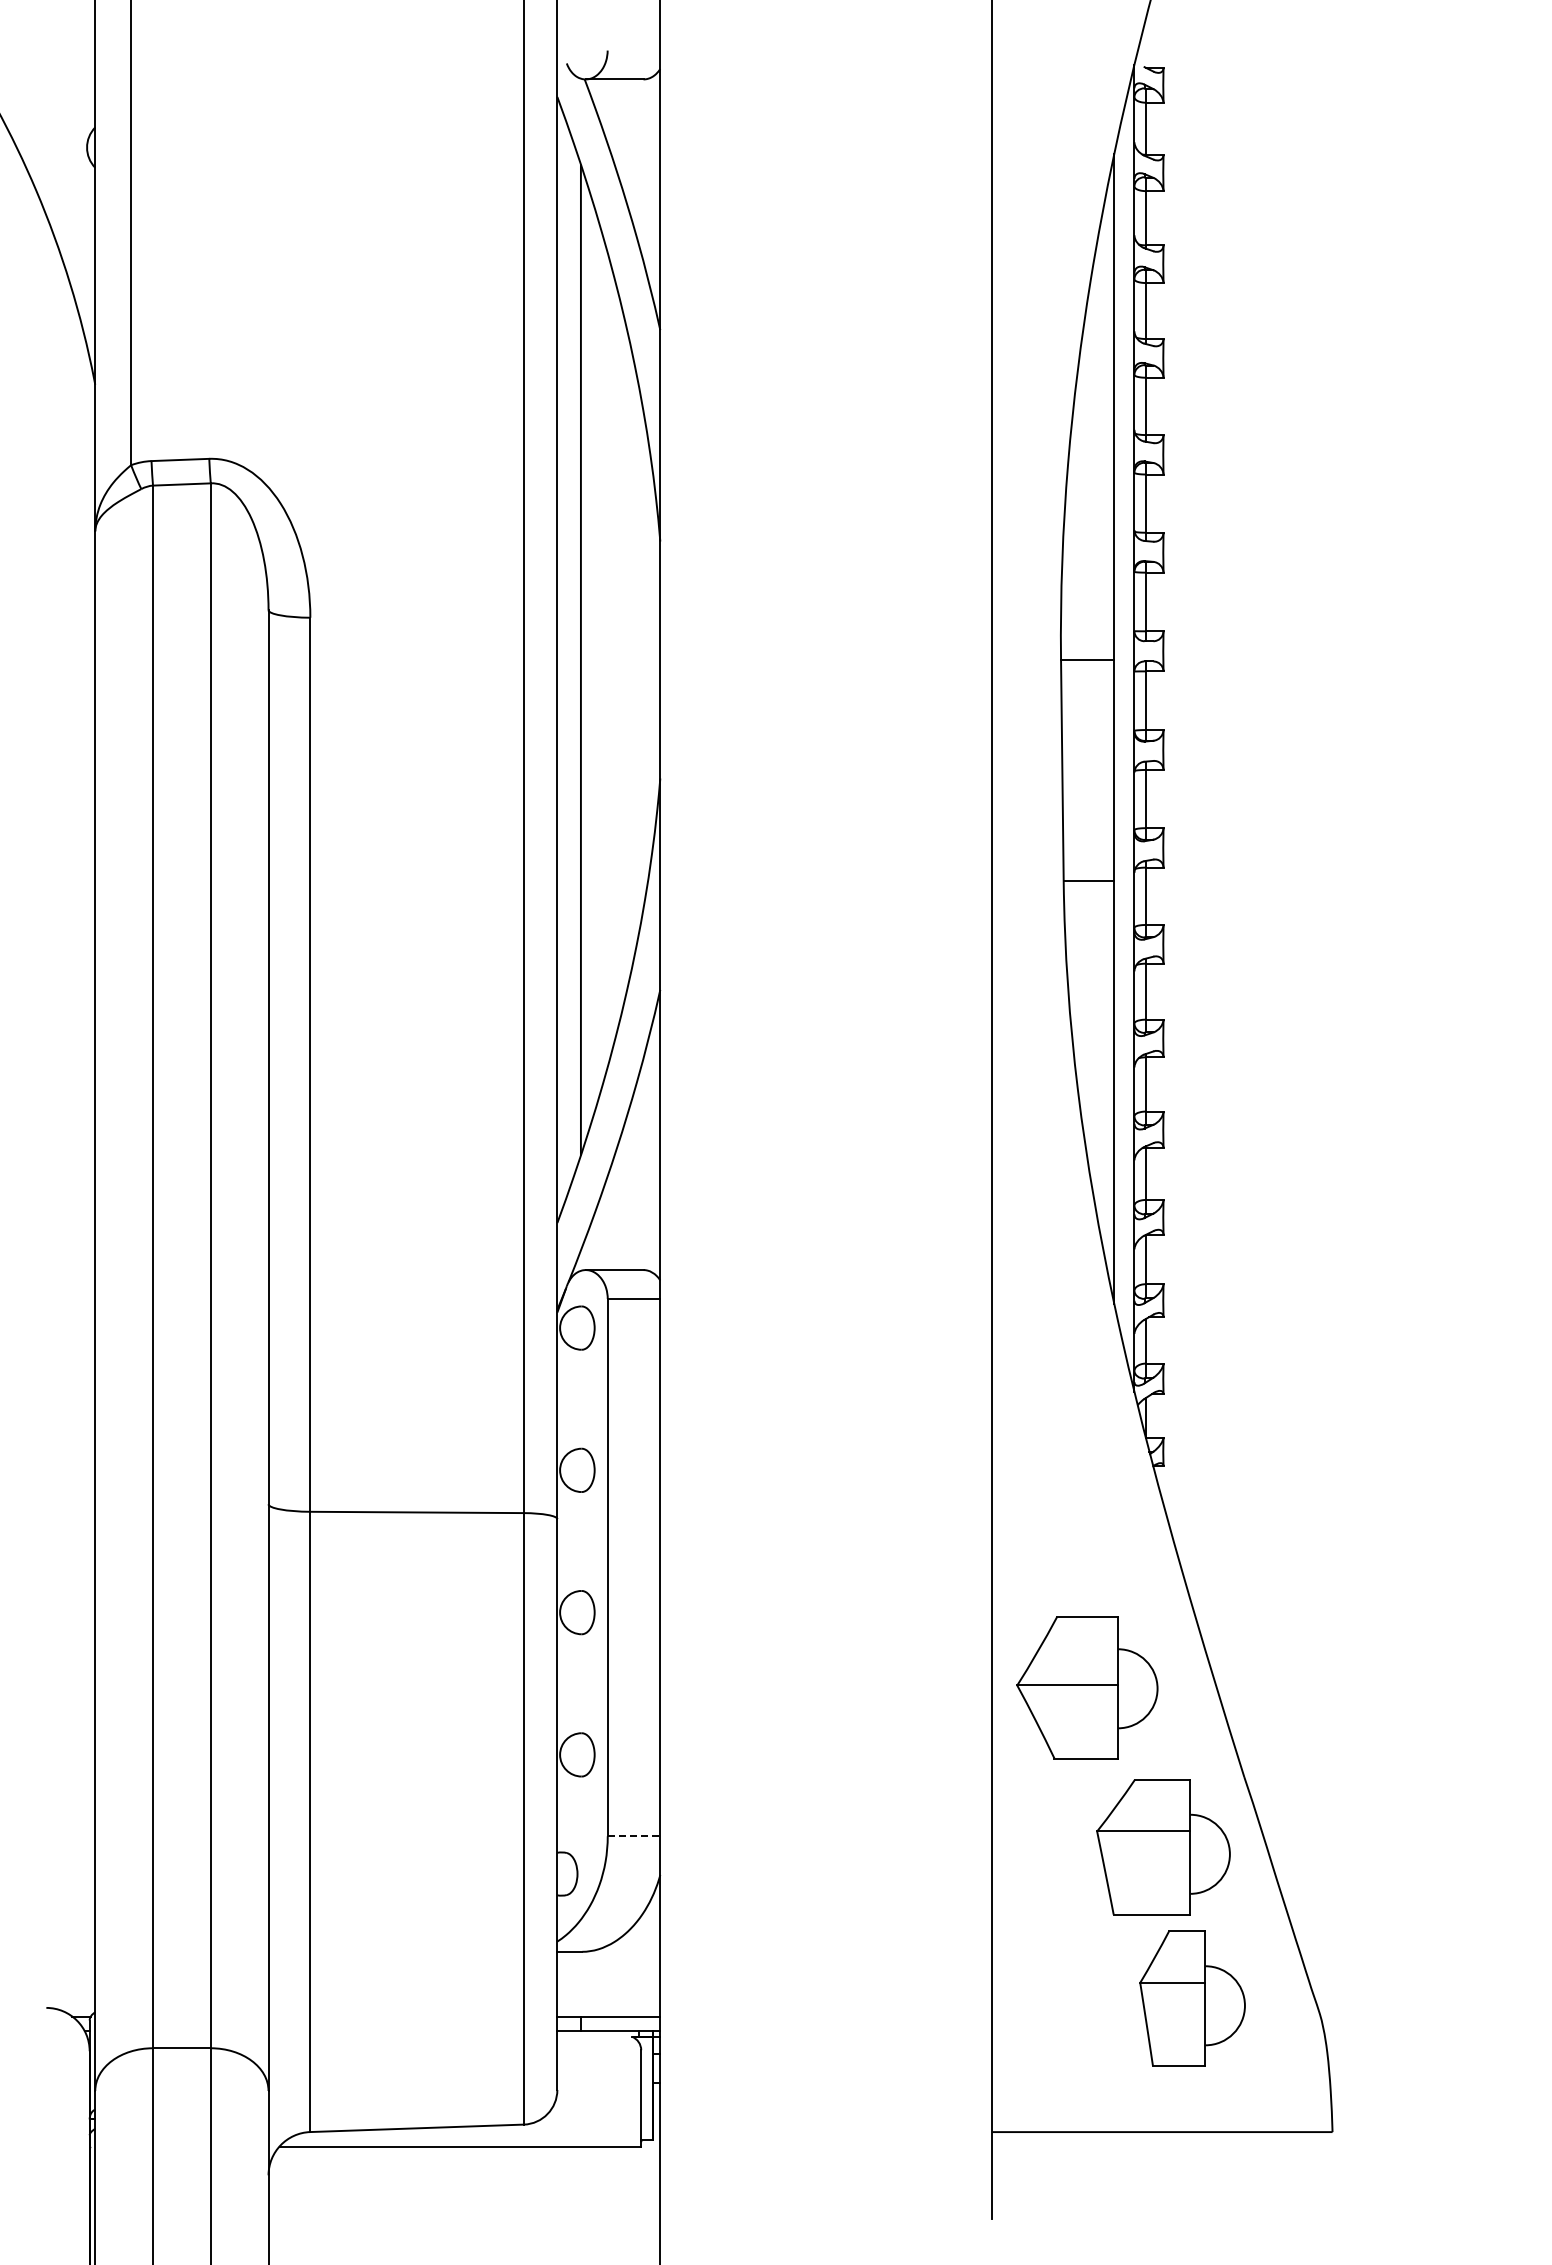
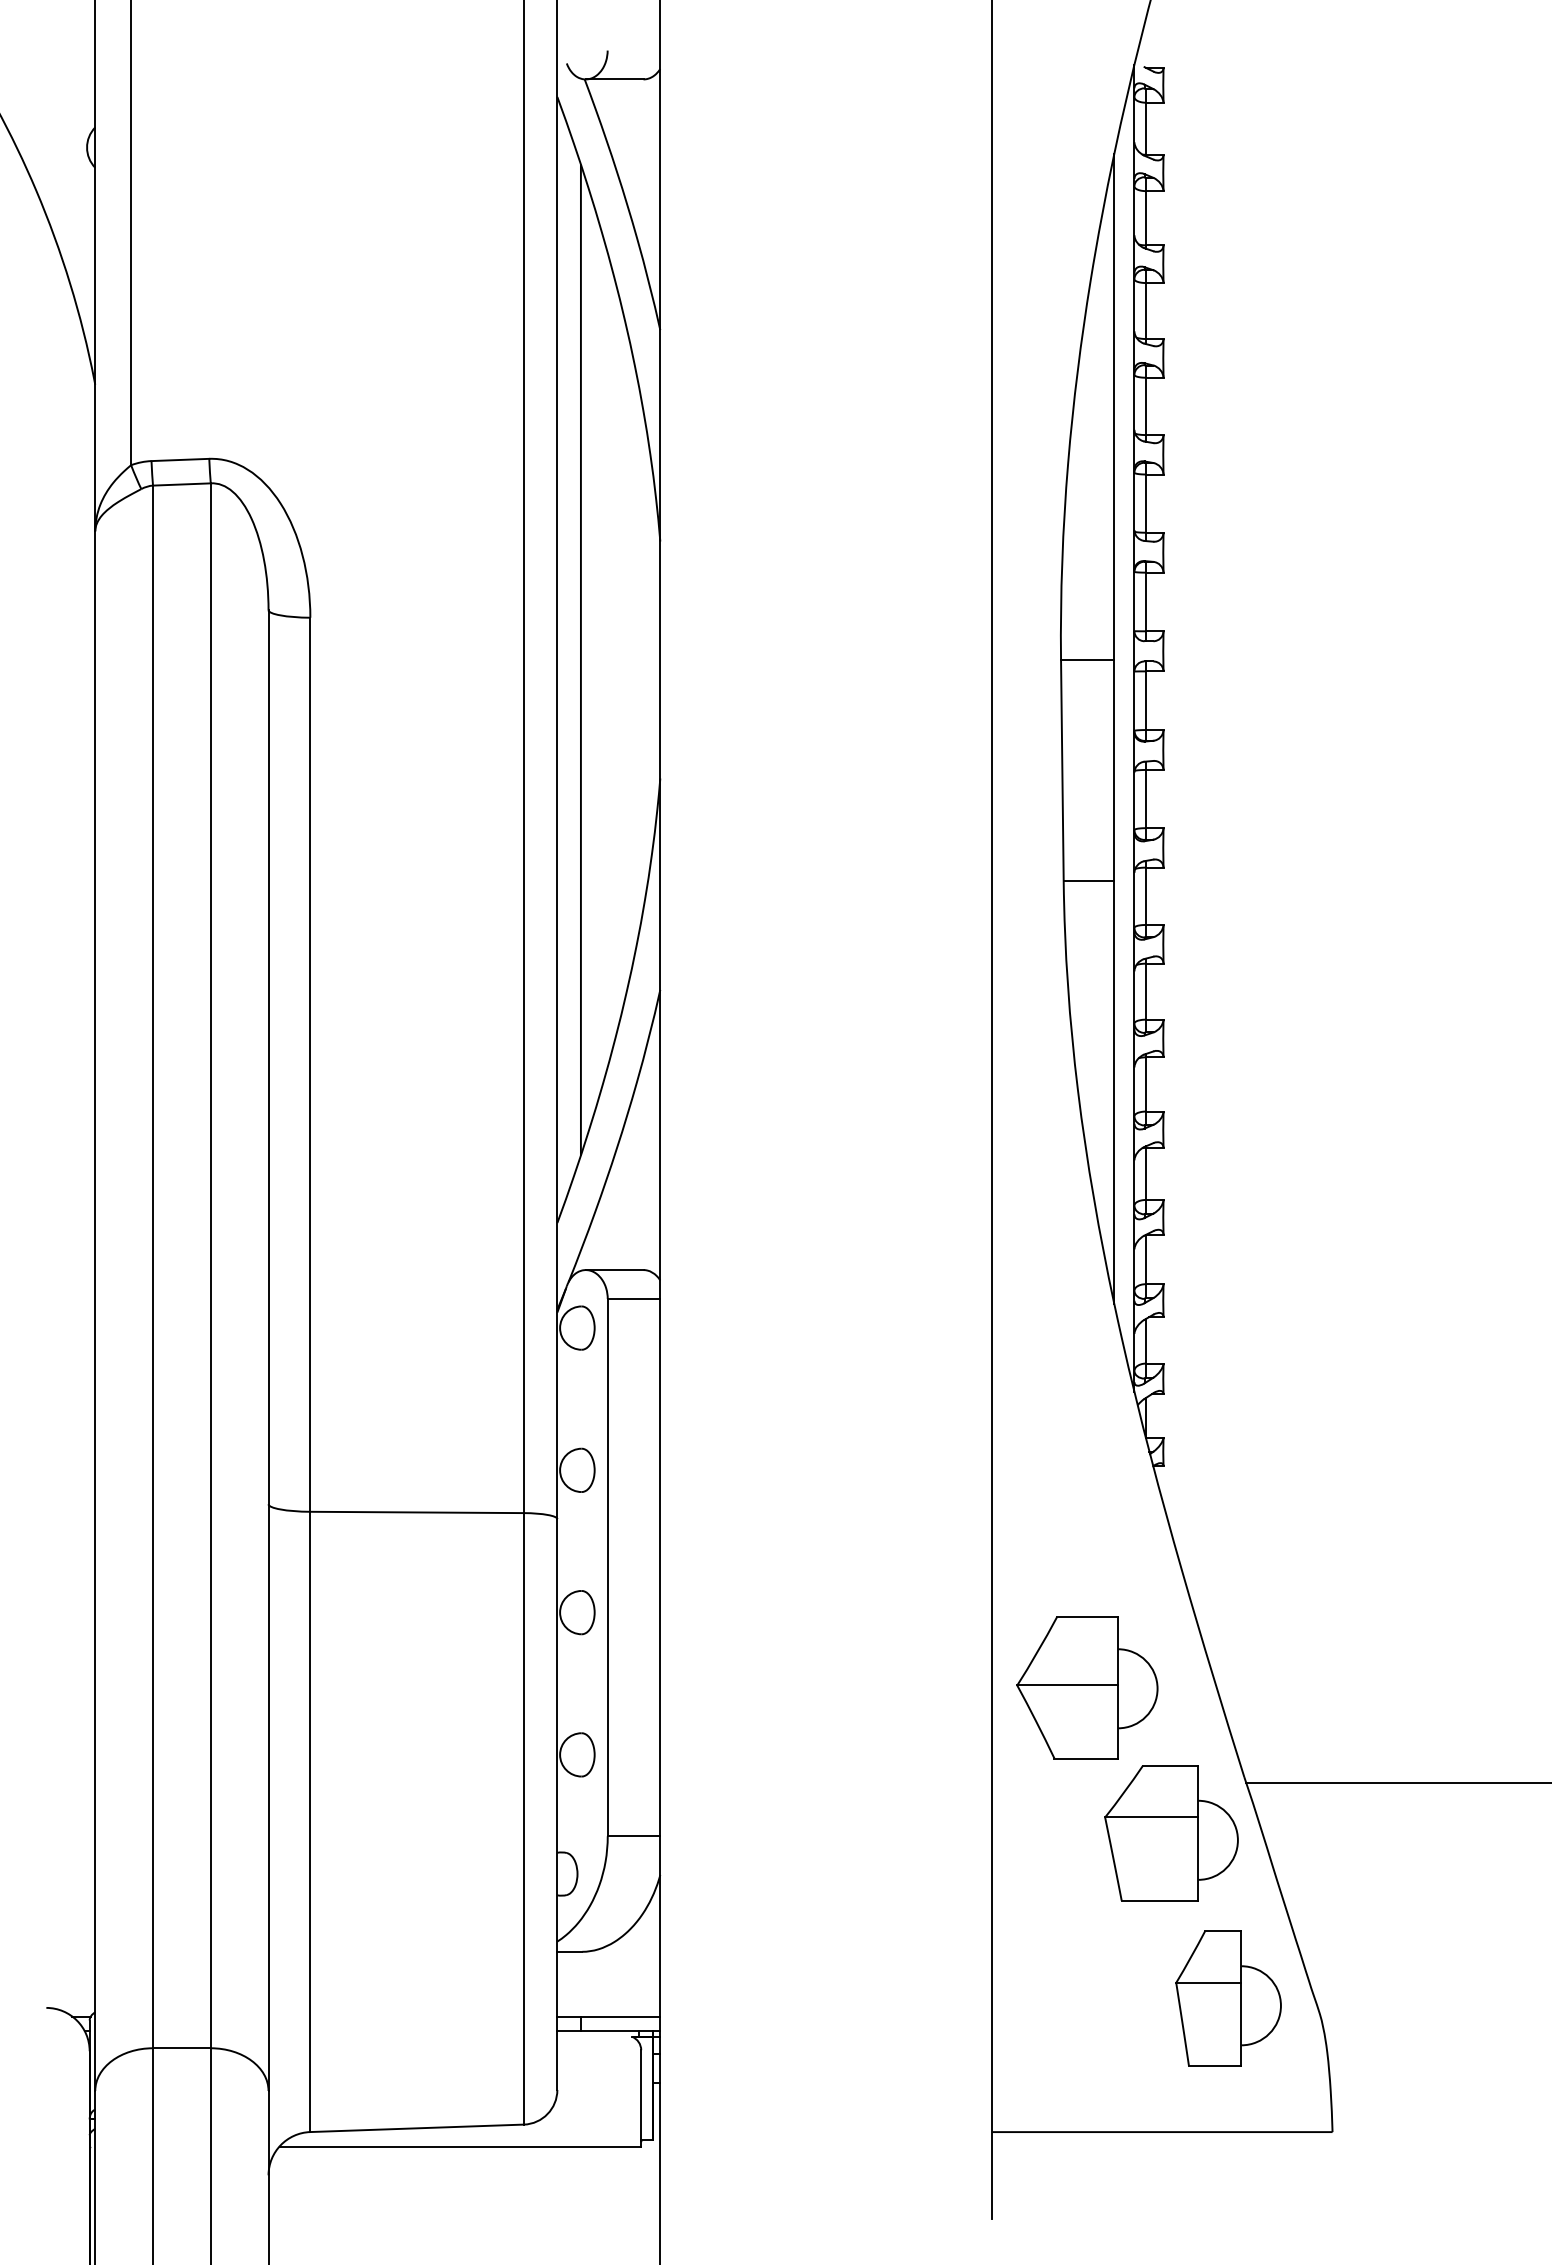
line: none -> present (1397, 1783)
line: dashed -> solid (634, 1836)
part position: (1163, 1847) -> (1171, 1833) (1171, 1833)
part position: (1192, 1998) -> (1228, 1998) (1228, 1998)
